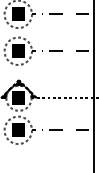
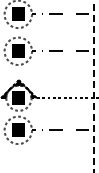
line: solid -> dashed (94, 86)
